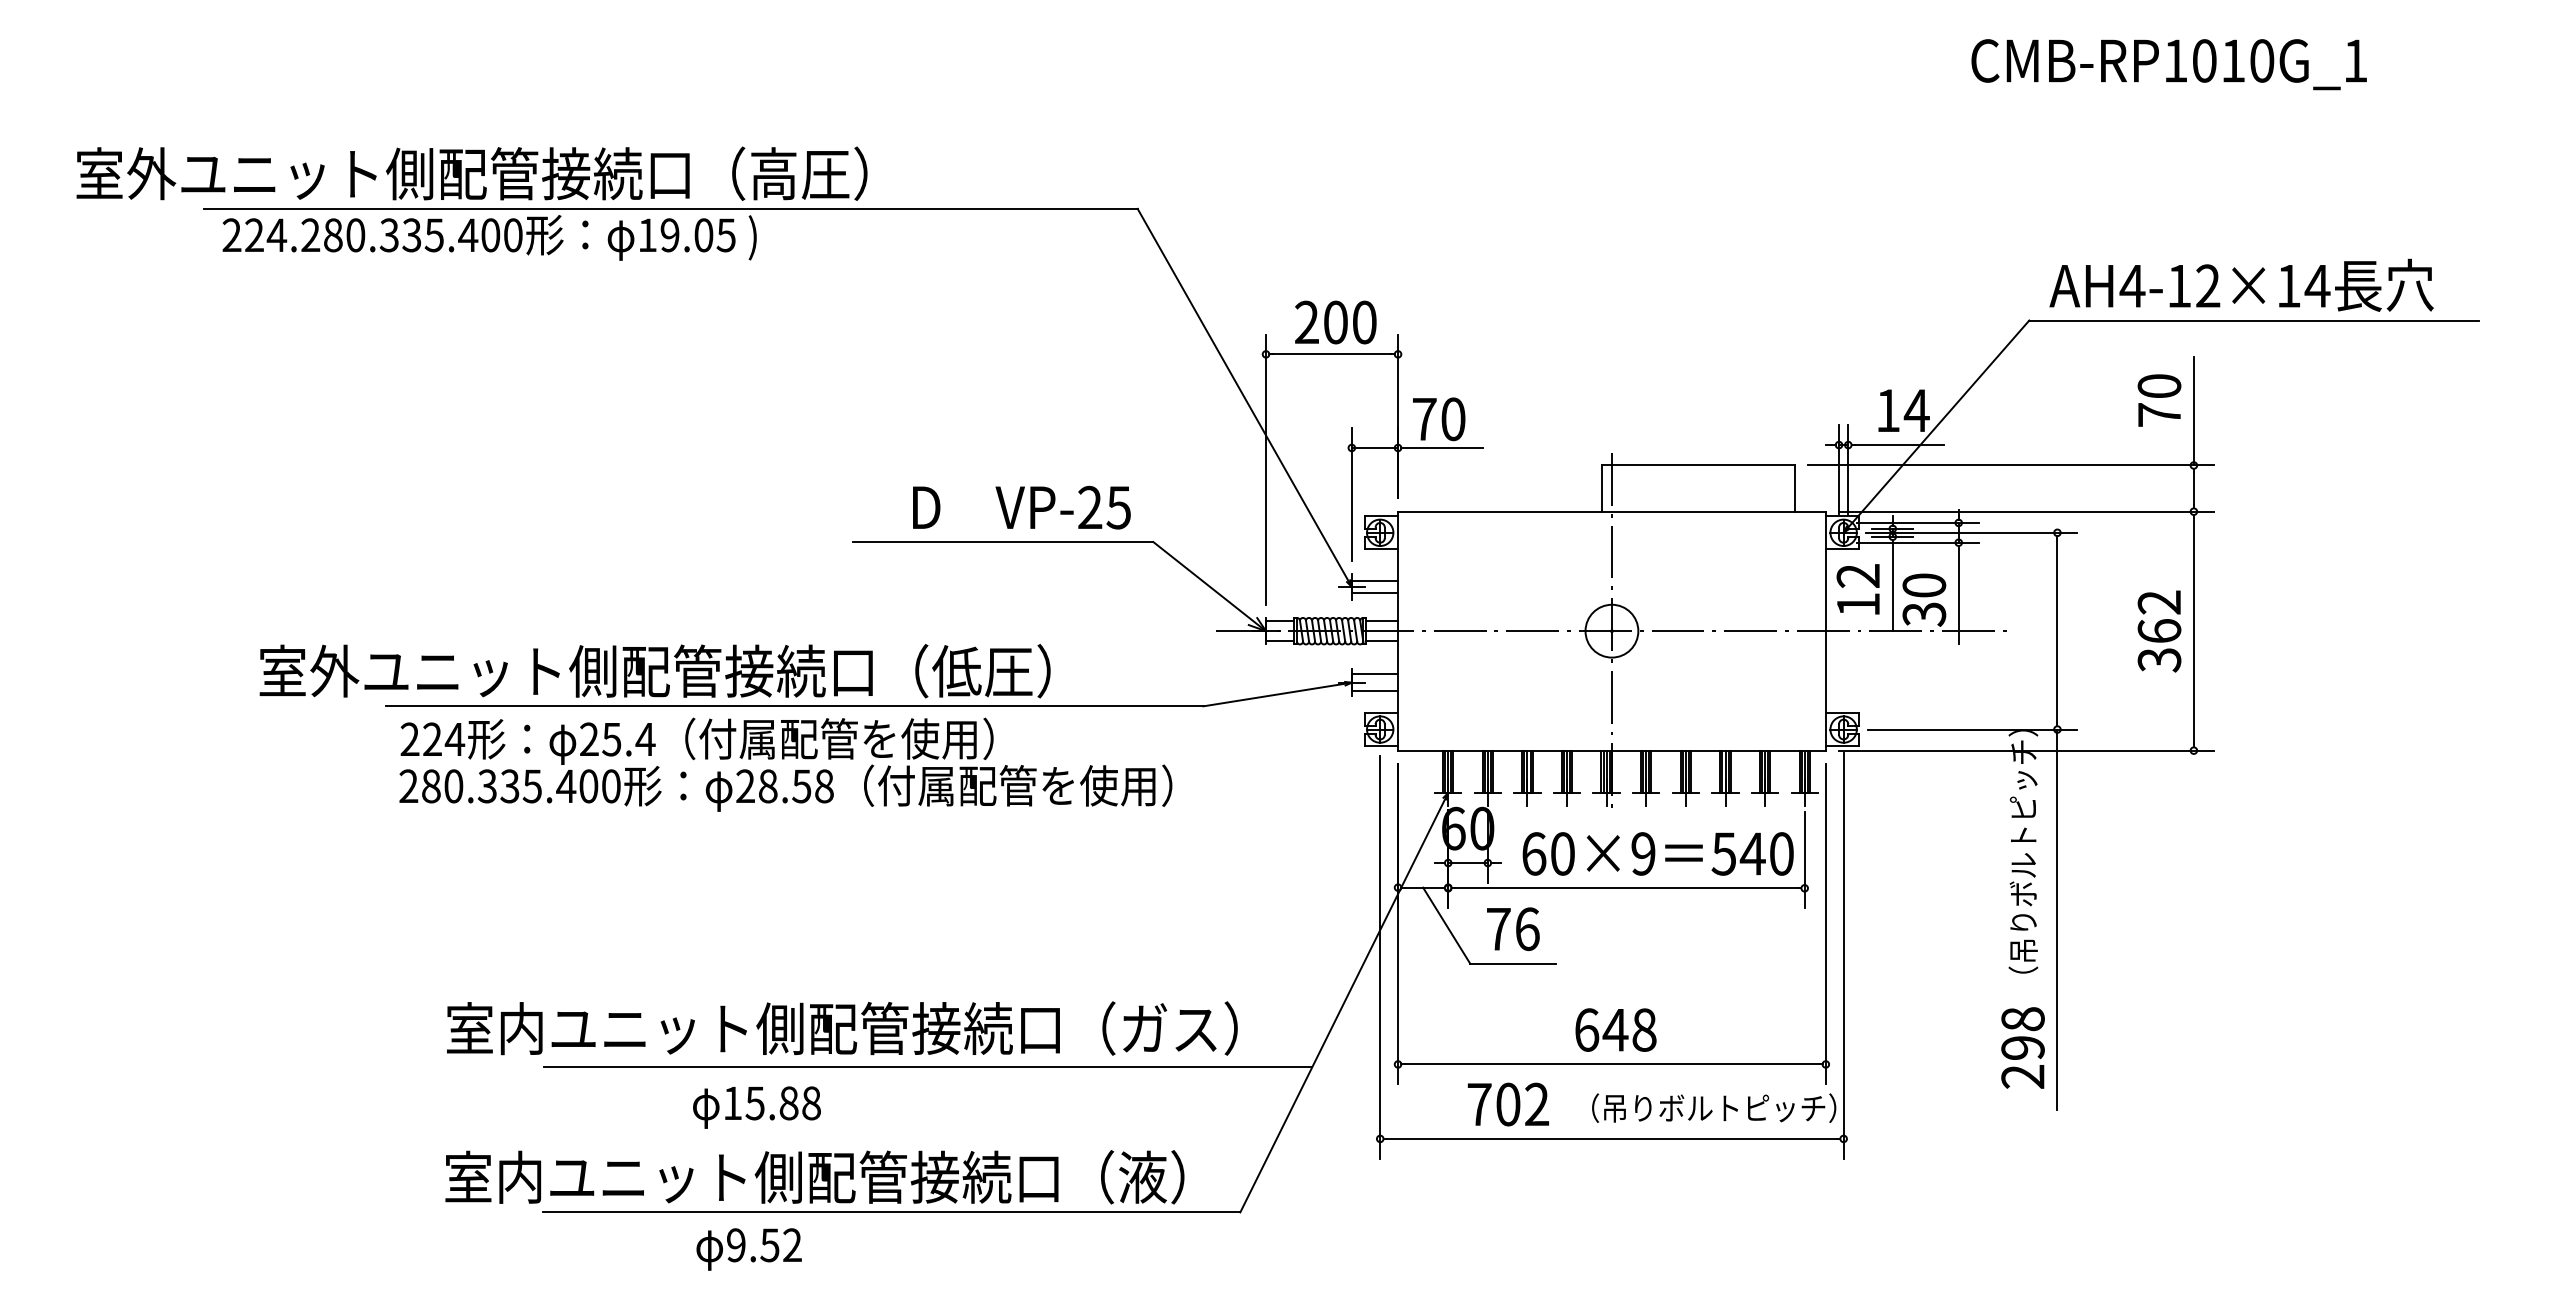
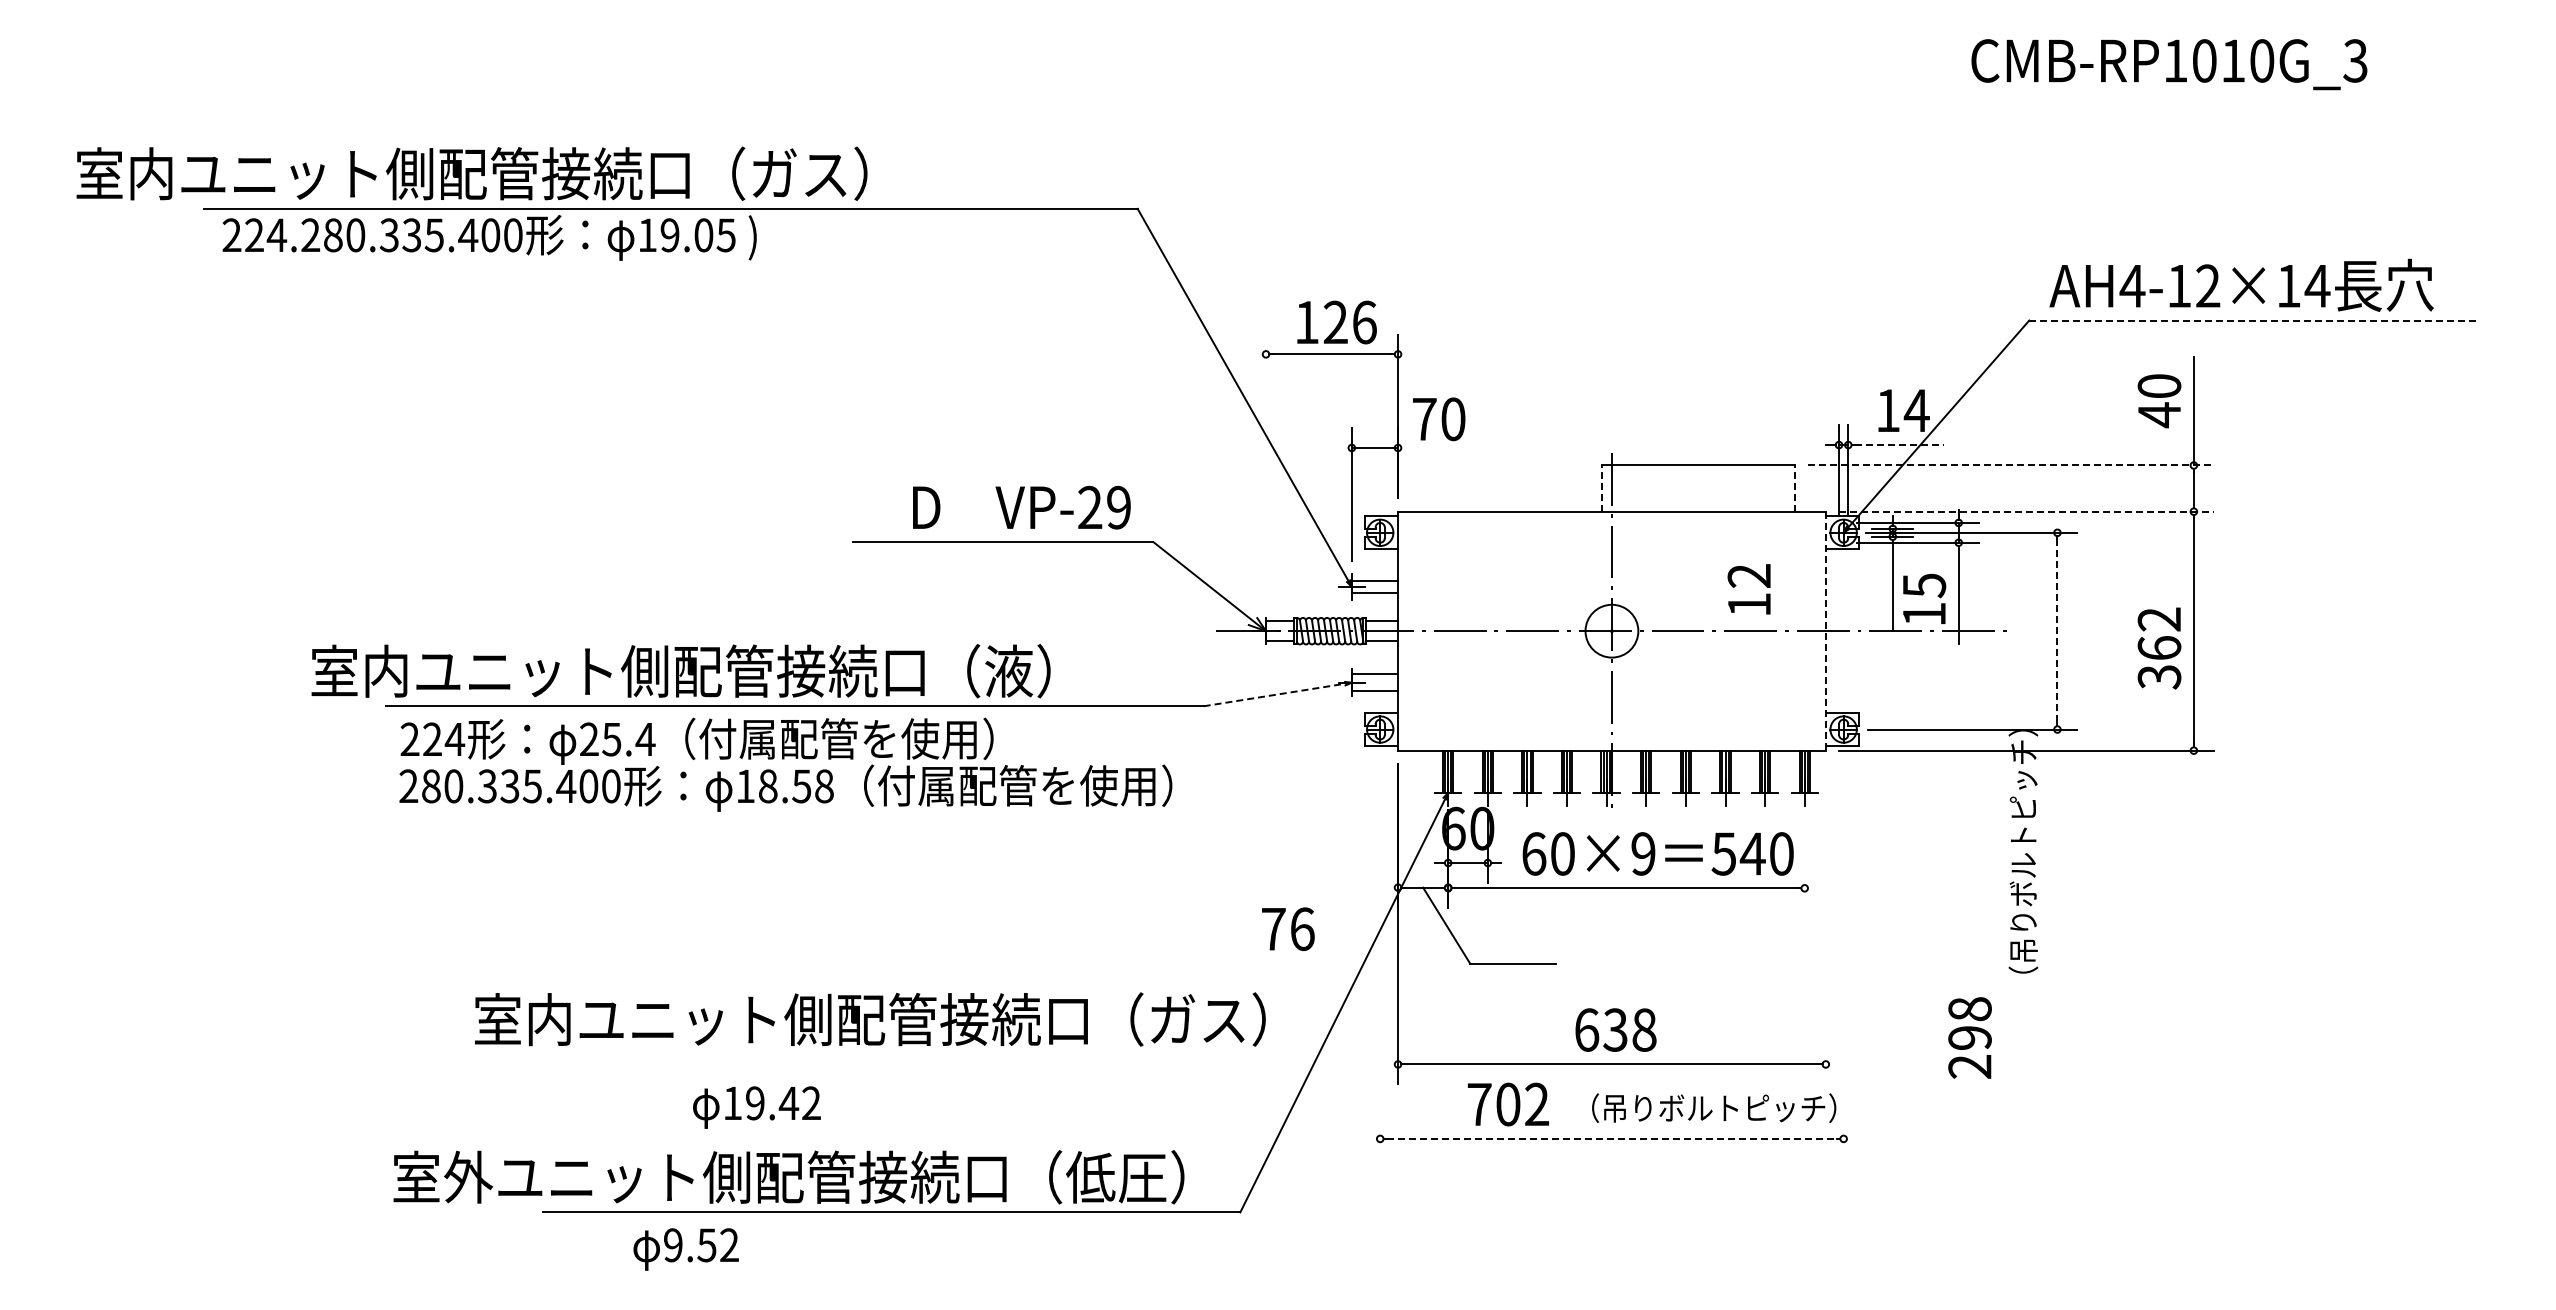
text: CMB-RP1010G_1 -> CMB-RP1010G_3 (2355, 60)
text: 室外ユニット側配管接続口（高圧） -> 室内ユニット側配管接続口（ガス） (488, 173)
line: solid -> dashed (2254, 320)
text: 200 -> 126 (1335, 322)
text: 70 -> 40 (2159, 415)
line: solid -> dashed (1899, 445)
line: present -> none (1442, 447)
line: solid -> dashed (2010, 465)
line: present -> none (1266, 469)
line: solid -> dashed (1601, 488)
line: solid -> dashed (1794, 488)
text: VP-25 -> VP-29 (1118, 507)
line: solid -> dashed (2026, 511)
text position: (1857, 589) -> (1748, 589) (1748, 589)
text: 30 -> 15 (1924, 599)
line: solid -> dashed (1825, 631)
line: solid -> dashed (2057, 631)
text position: (2159, 631) -> (2159, 648) (2159, 648)
text: 室外ユニット側配管接続口（低圧） -> 室内ユニット側配管接続口（液） (646, 671)
line: solid -> dashed (1277, 694)
text: 28.58 -> 18.58 (745, 785)
line: present -> none (1804, 860)
line: present -> none (2057, 919)
line: present -> none (1825, 923)
text position: (1513, 928) -> (1288, 928) (1288, 928)
line: present -> none (1843, 955)
line: present -> none (1380, 957)
text position: (842, 1028) -> (870, 1019) (870, 1019)
text: 648 -> 638 (1615, 1029)
text position: (2022, 1047) -> (1969, 1037) (1969, 1037)
line: present -> none (927, 1067)
text: 15.88 -> 19.42 (782, 1103)
line: solid -> dashed (1612, 1138)
text: 室内ユニット側配管接続口（液） -> 室外ユニット側配管接続口（低圧） (780, 1177)
text position: (748, 1249) -> (685, 1249) (685, 1249)
